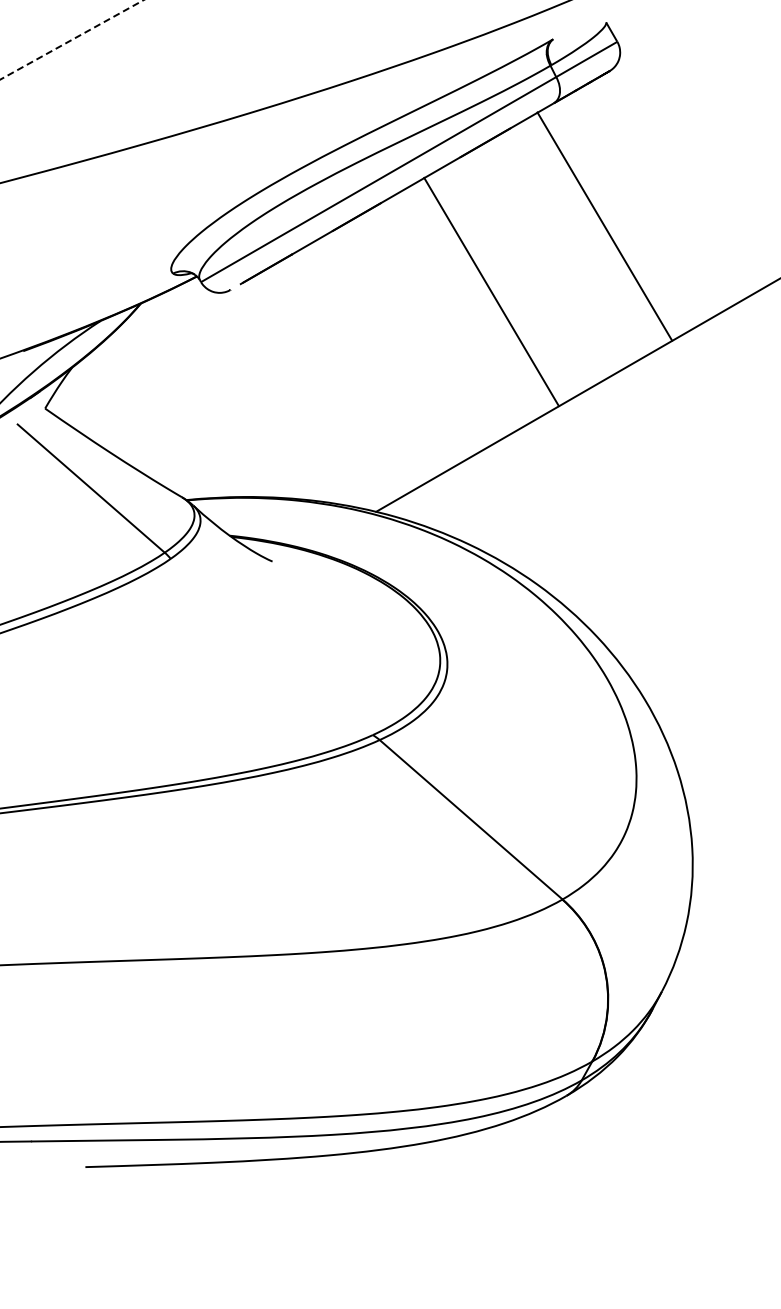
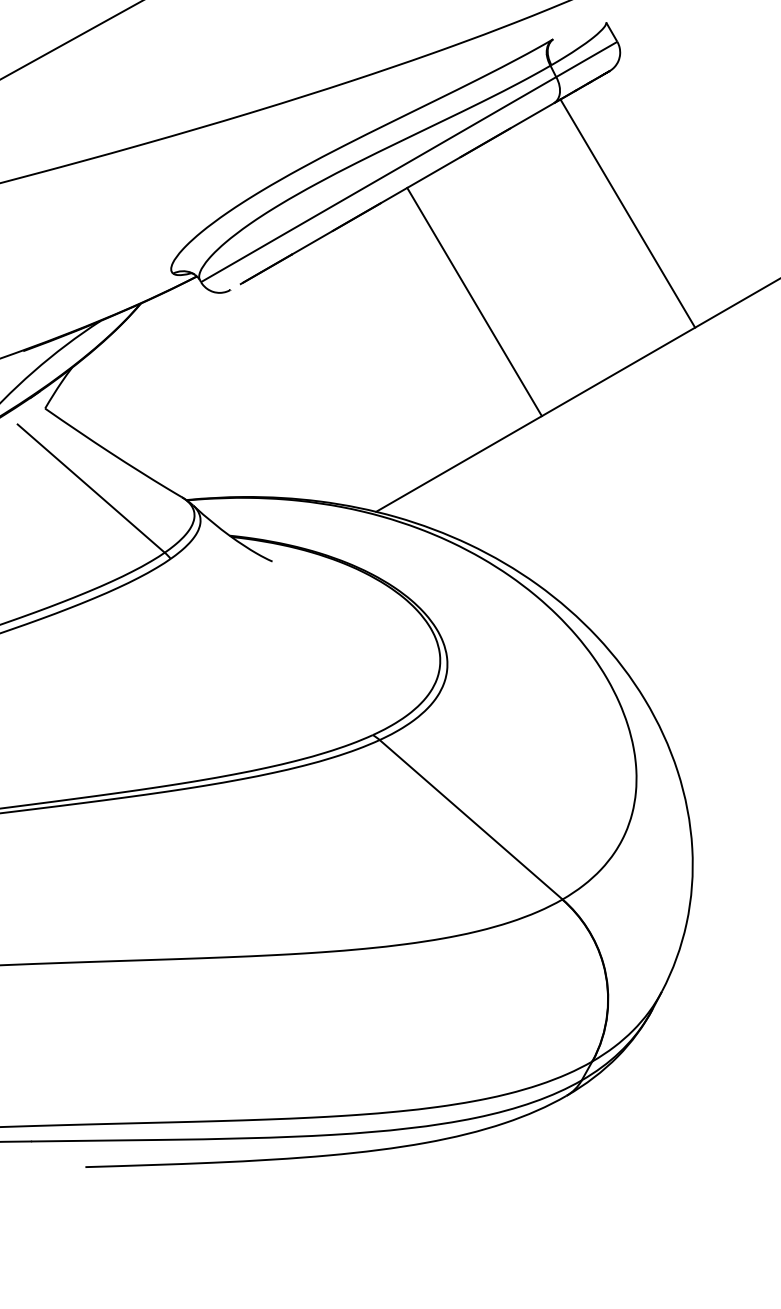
line: dashed -> solid (71, 39)
line position: (604, 226) -> (627, 213) (627, 213)
line position: (491, 291) -> (474, 301) (474, 301)
